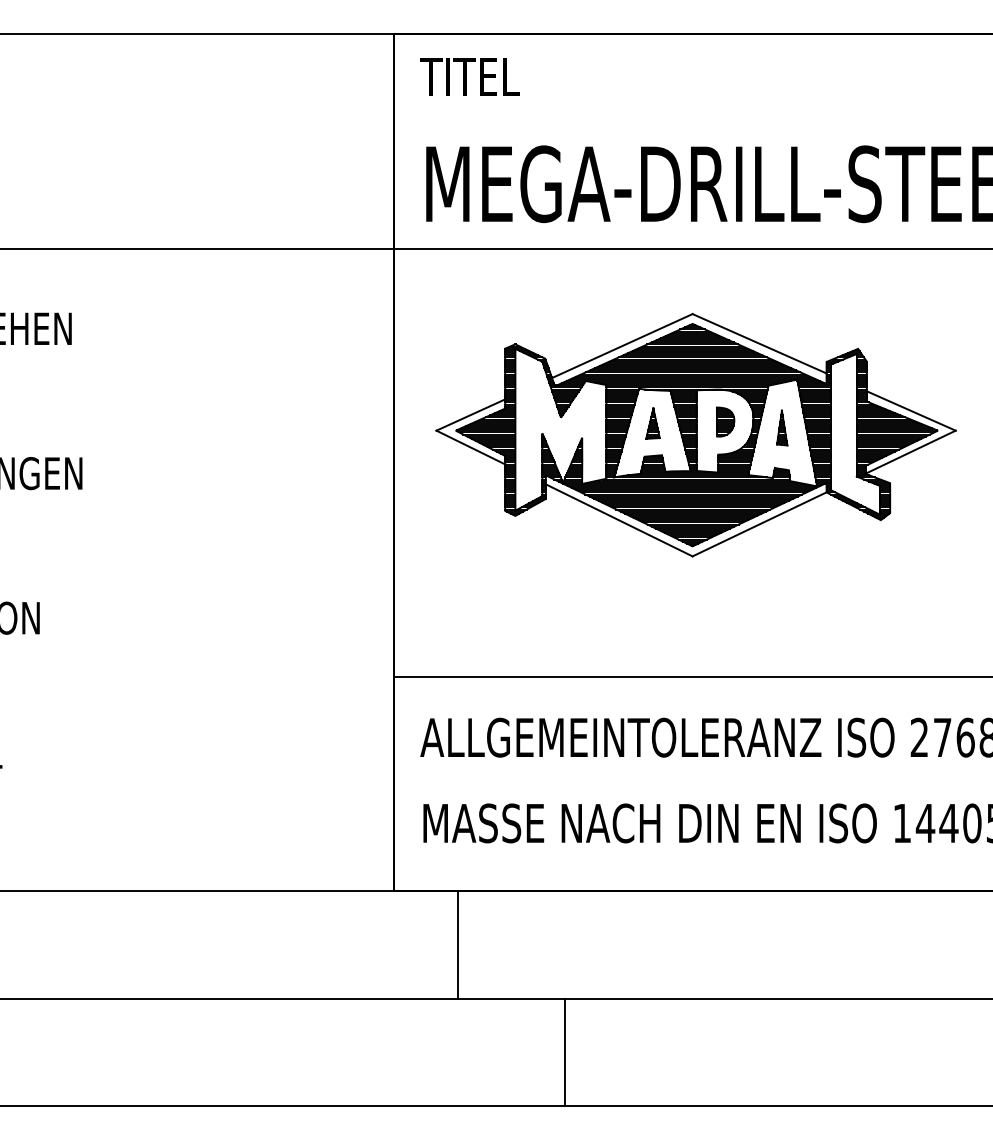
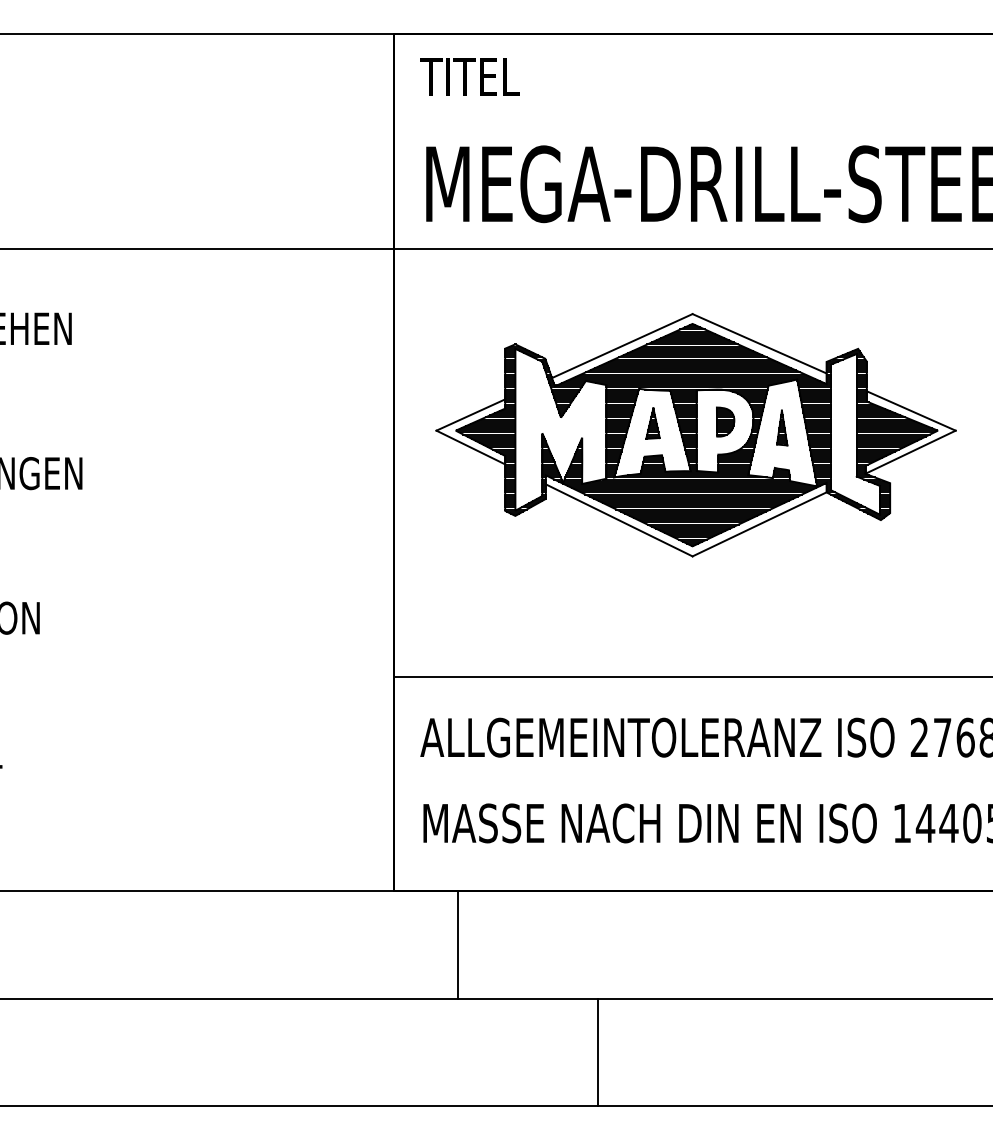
line position: (565, 1051) -> (598, 1051) (598, 1051)
